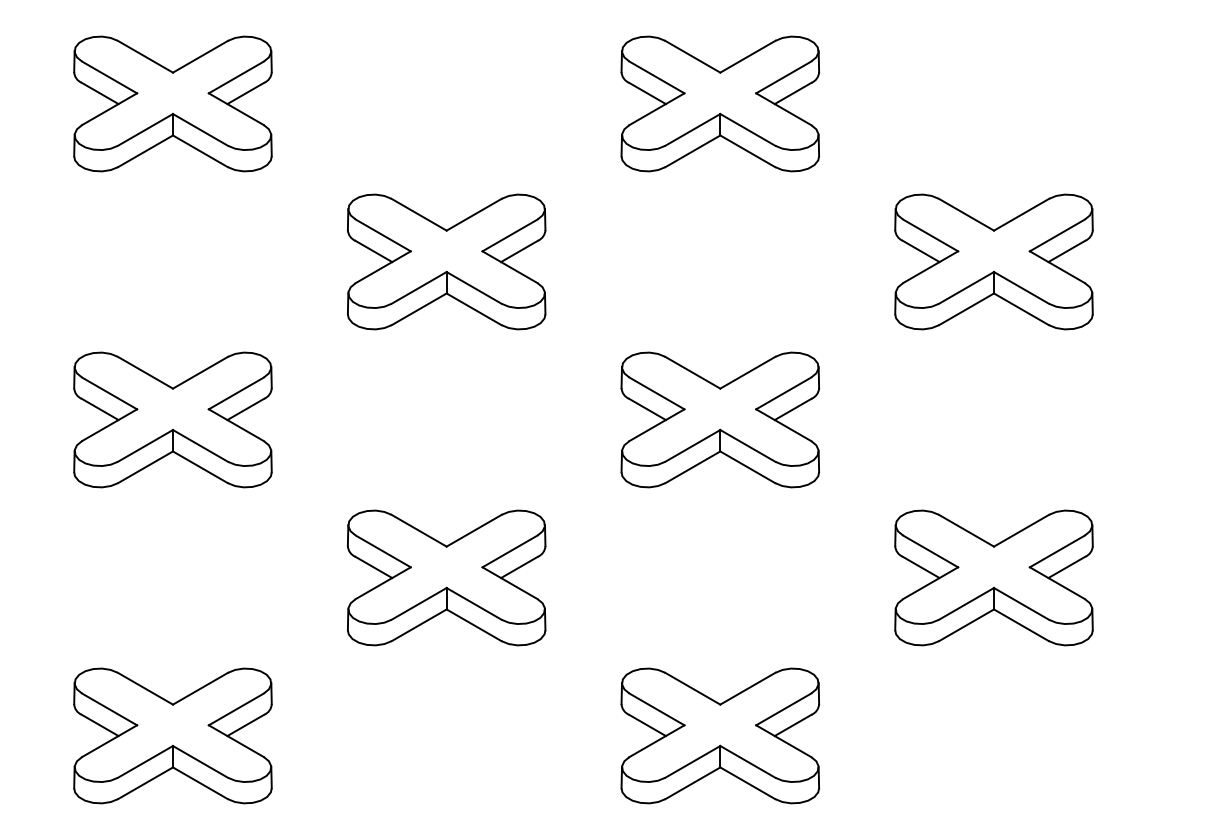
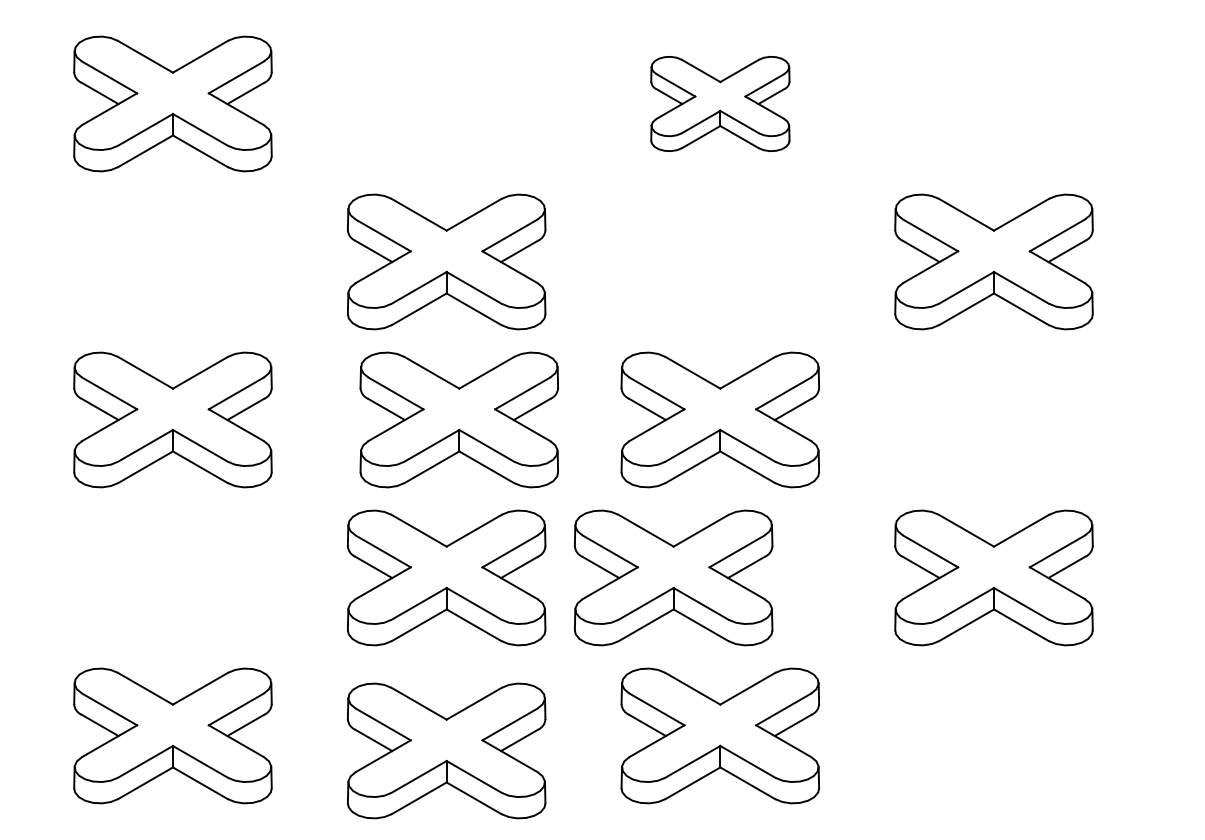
part size: 201x138 px -> 141x96 px (720, 103)
part: none -> present (459, 419)
part: none -> present (673, 577)
part: none -> present (446, 750)
